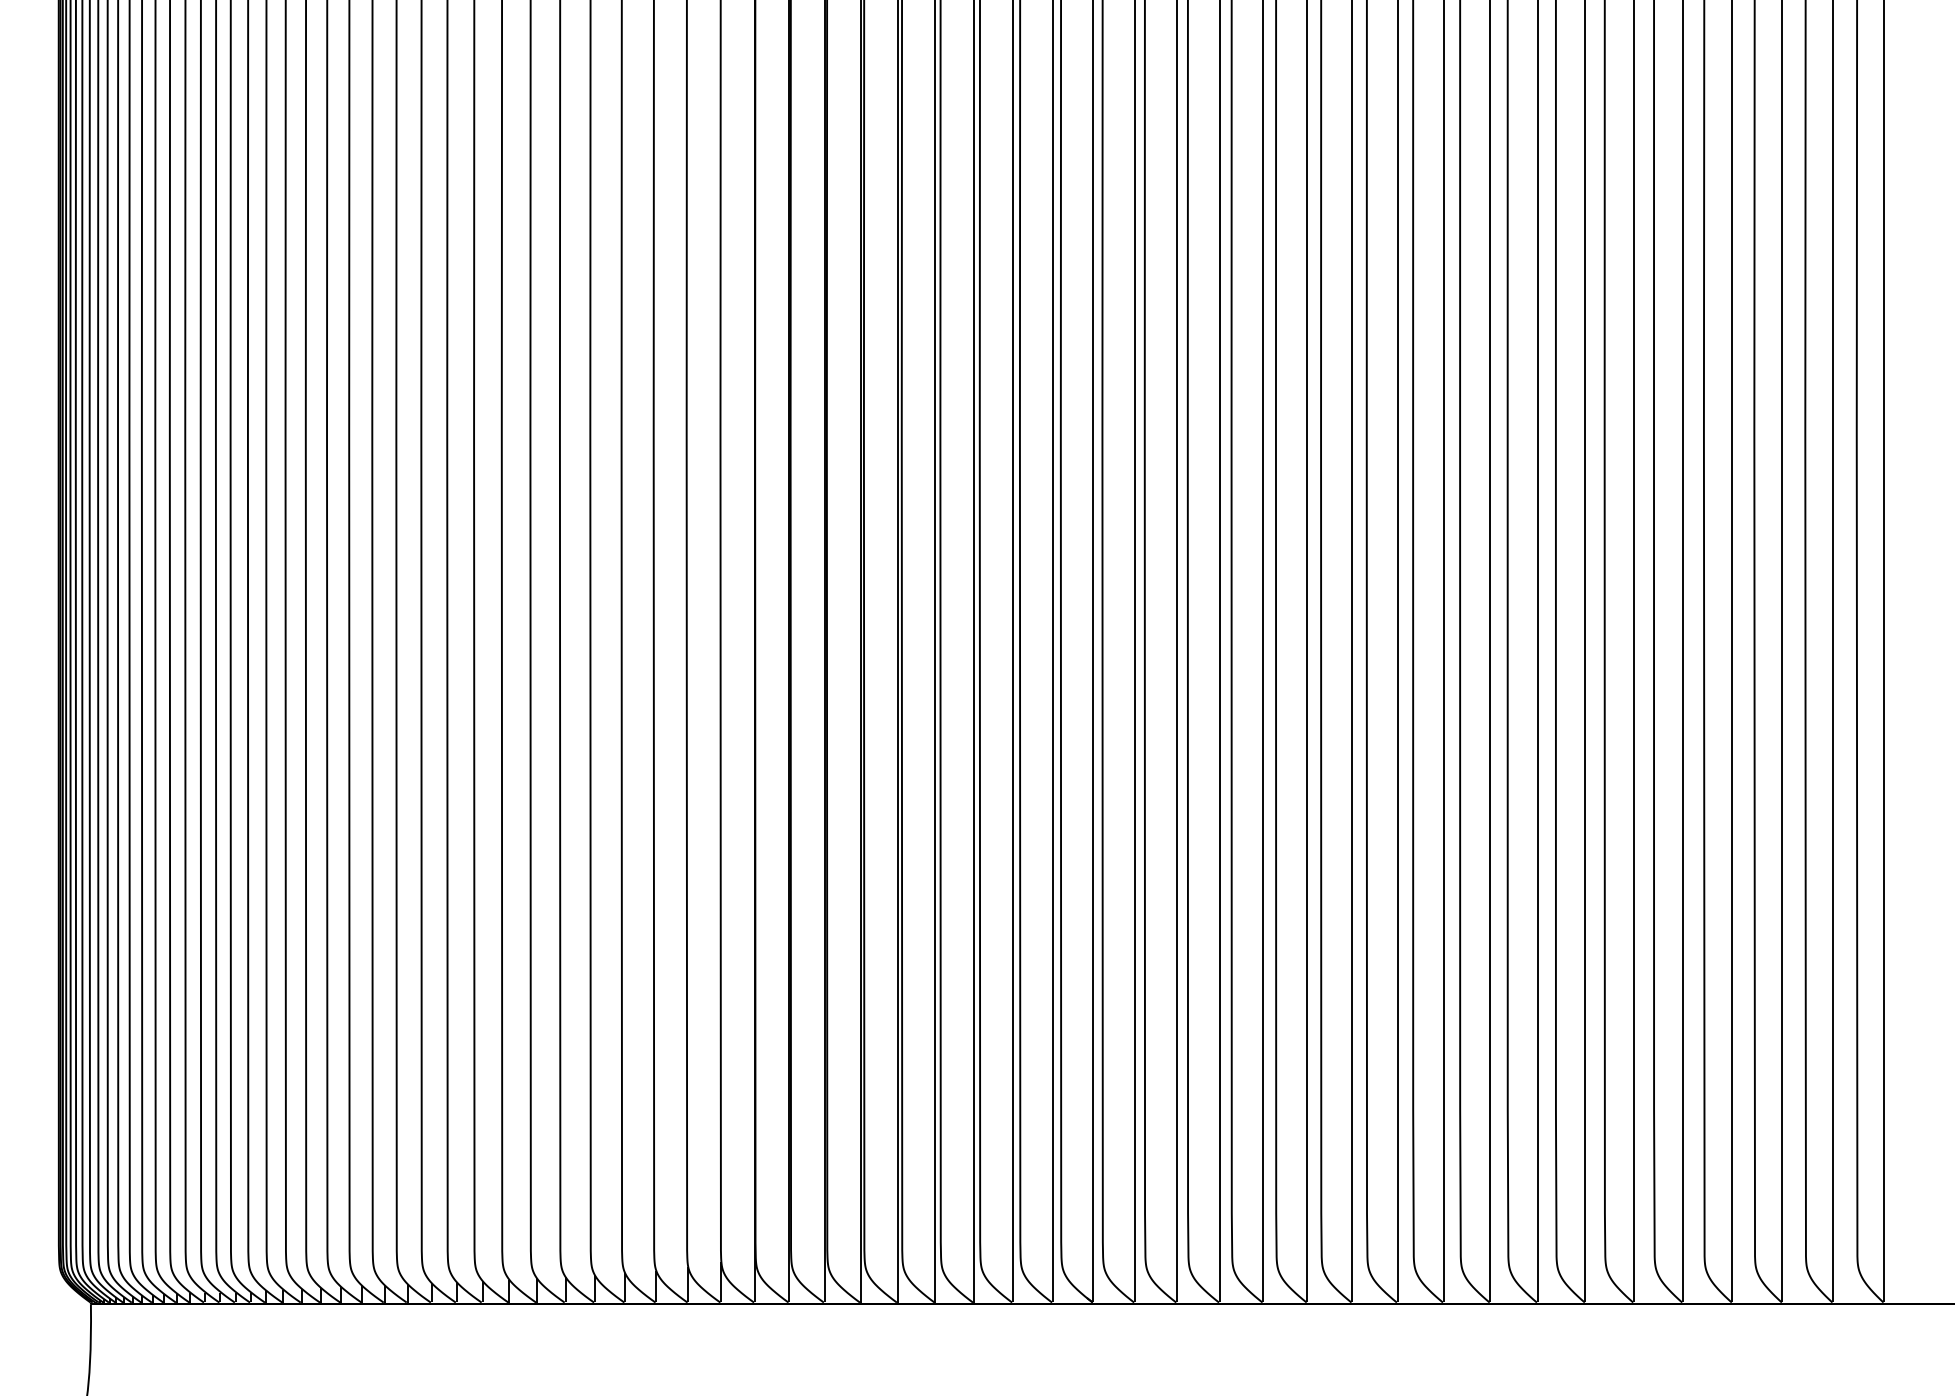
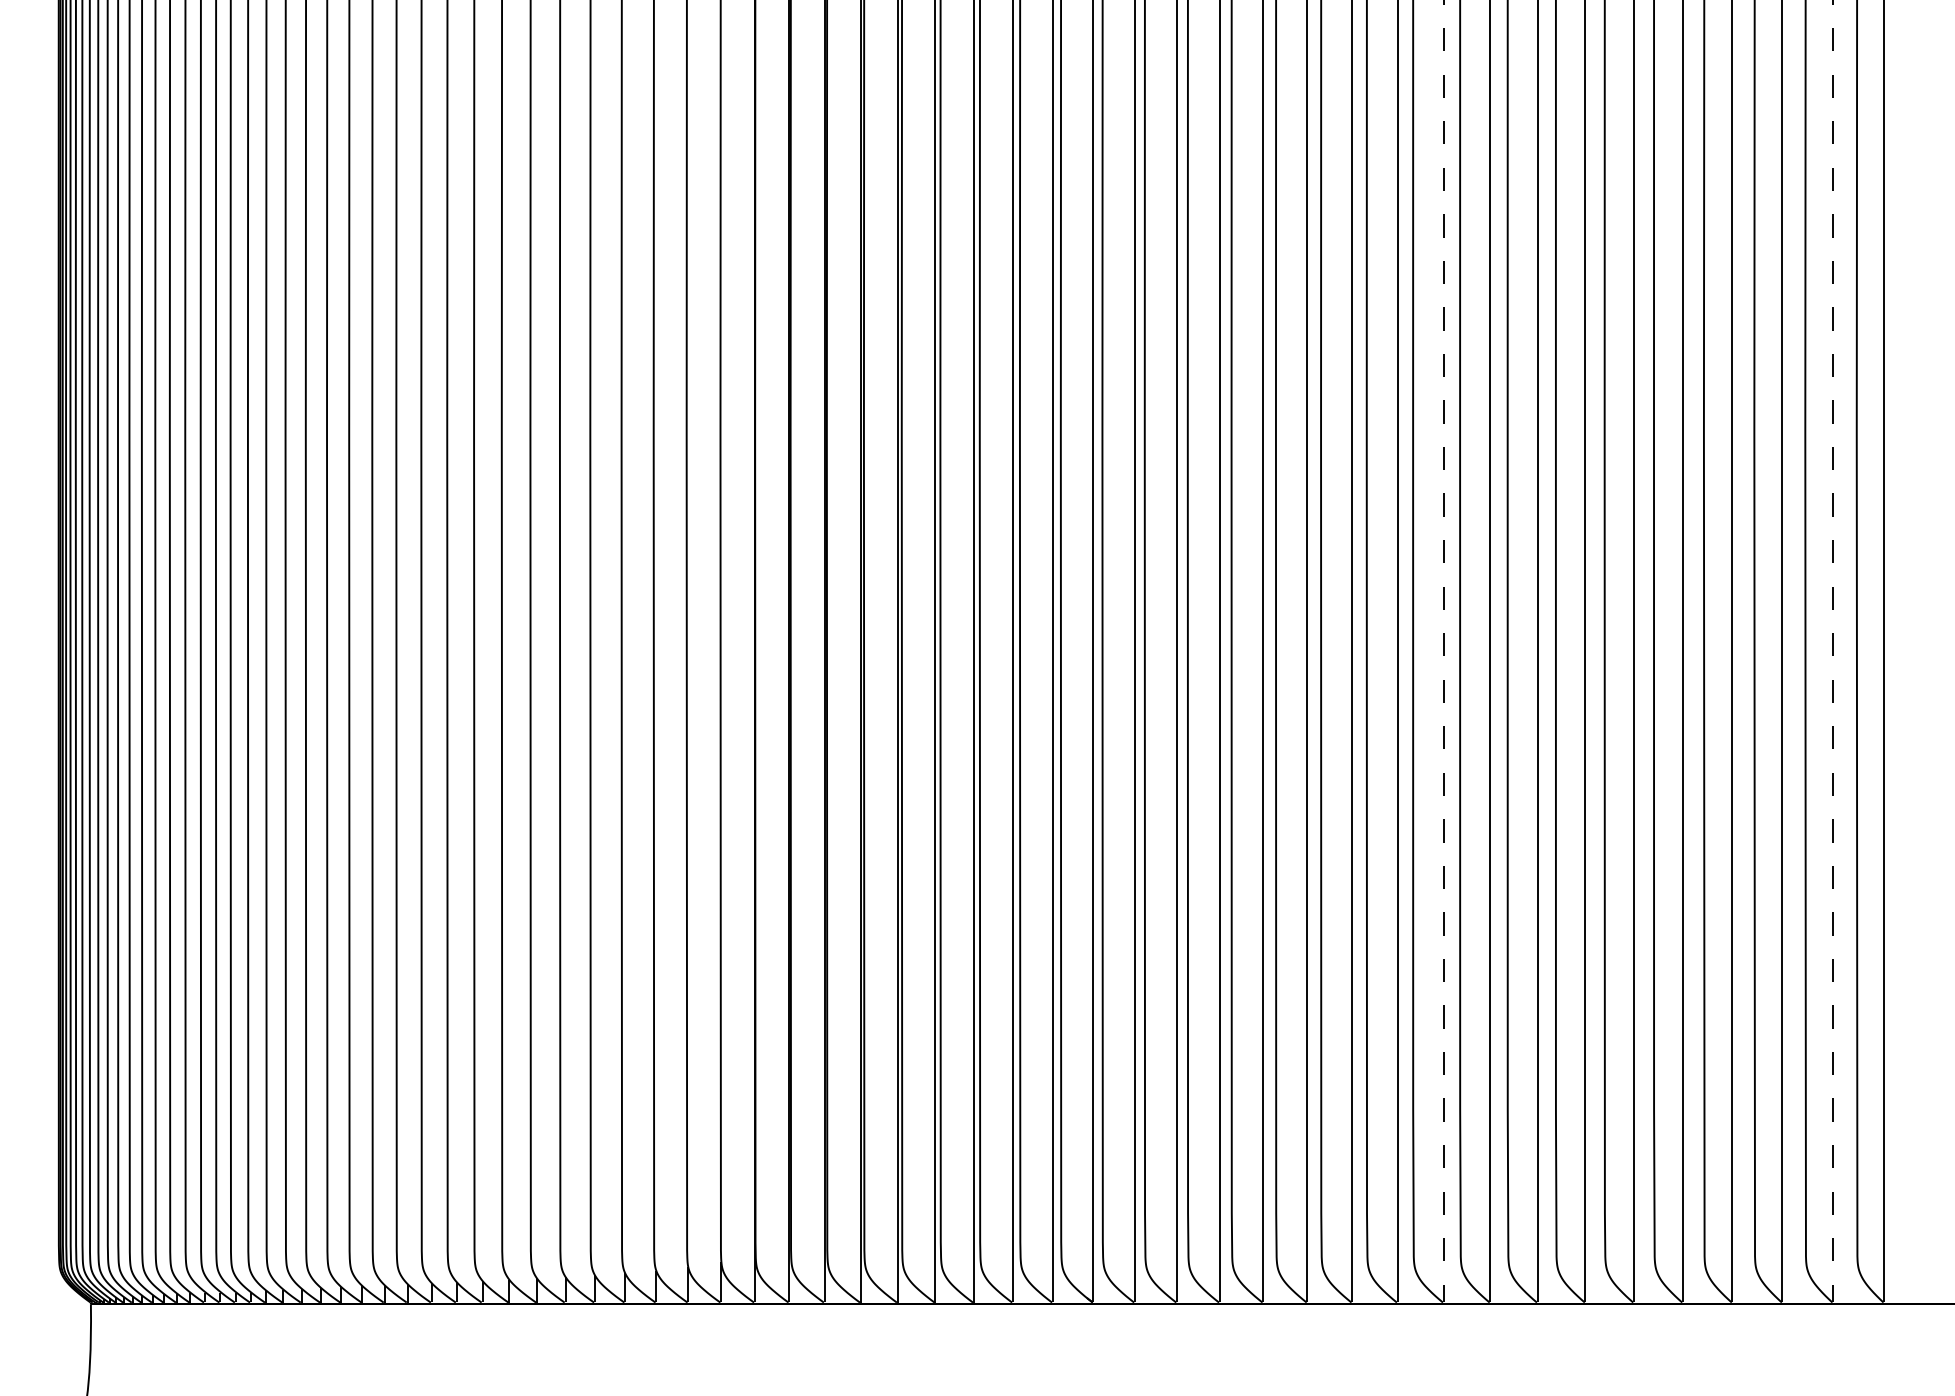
line: solid -> dashed (1443, 651)
line: solid -> dashed (1832, 651)
